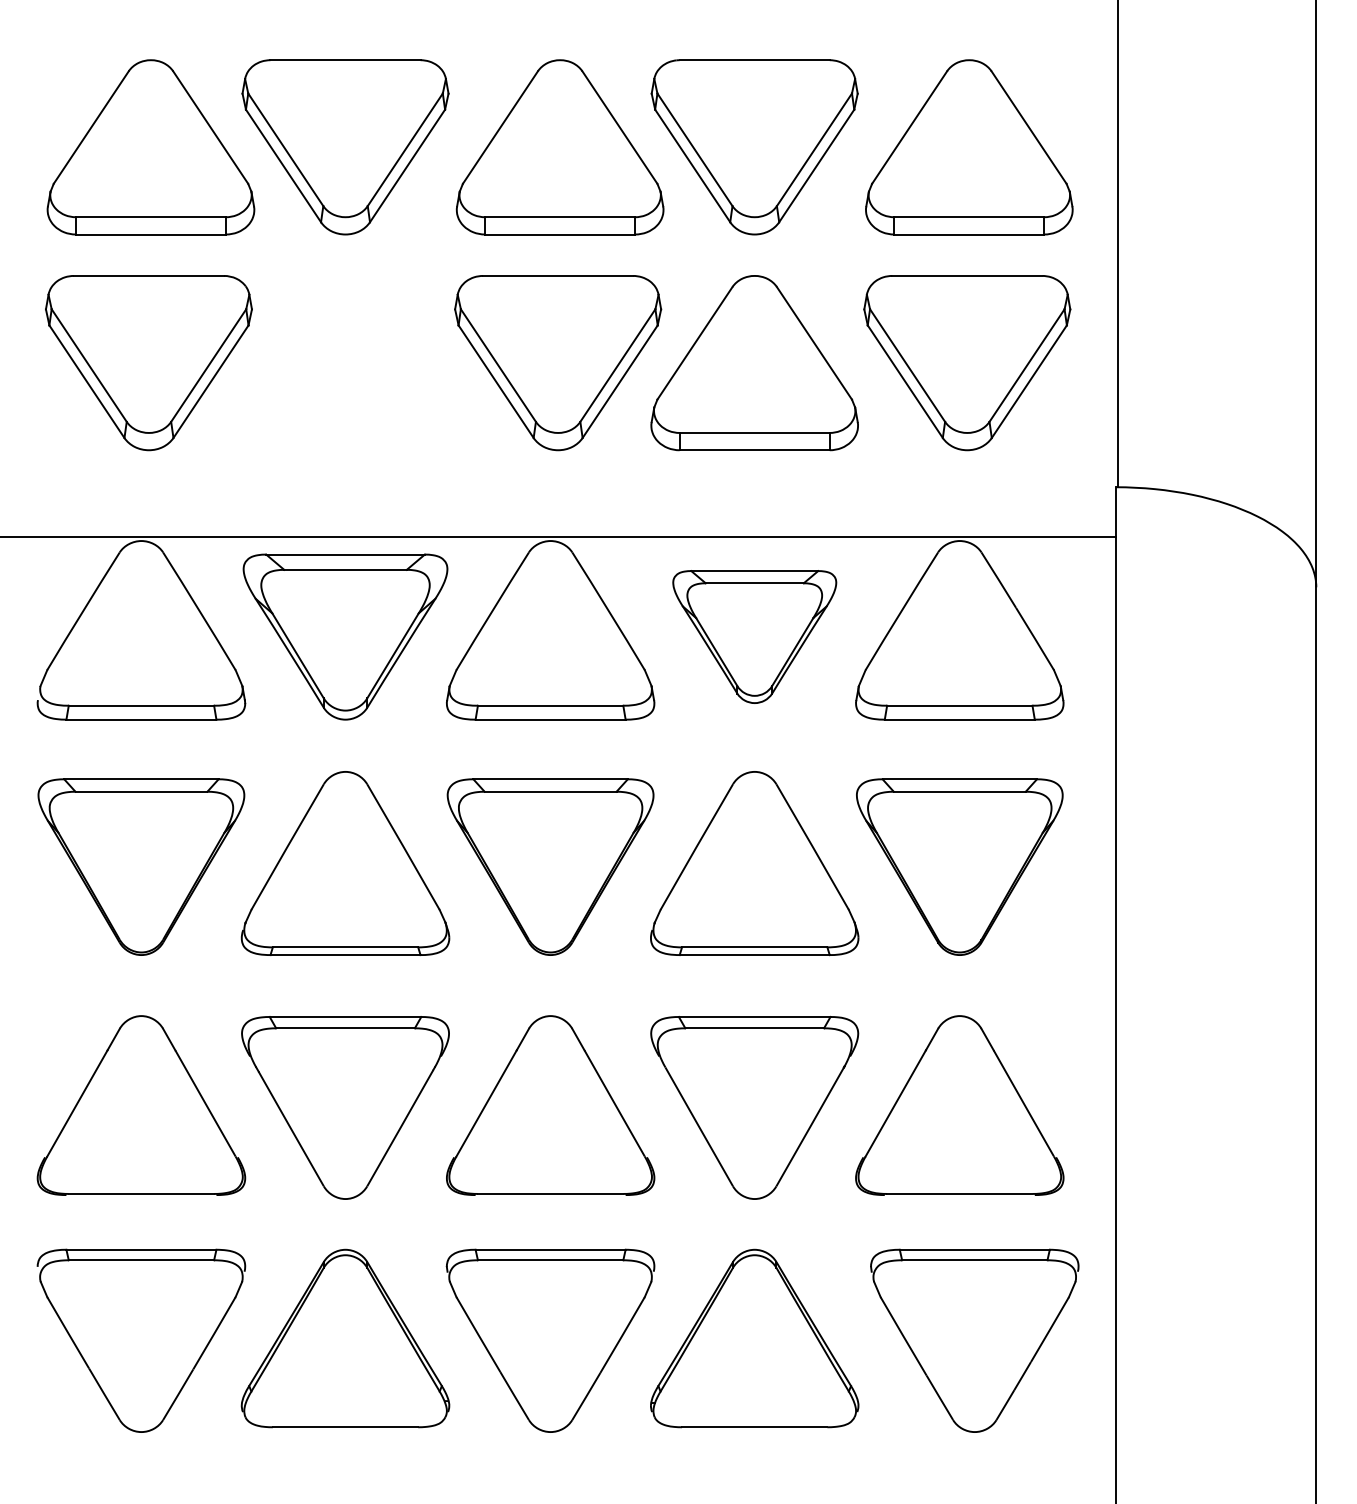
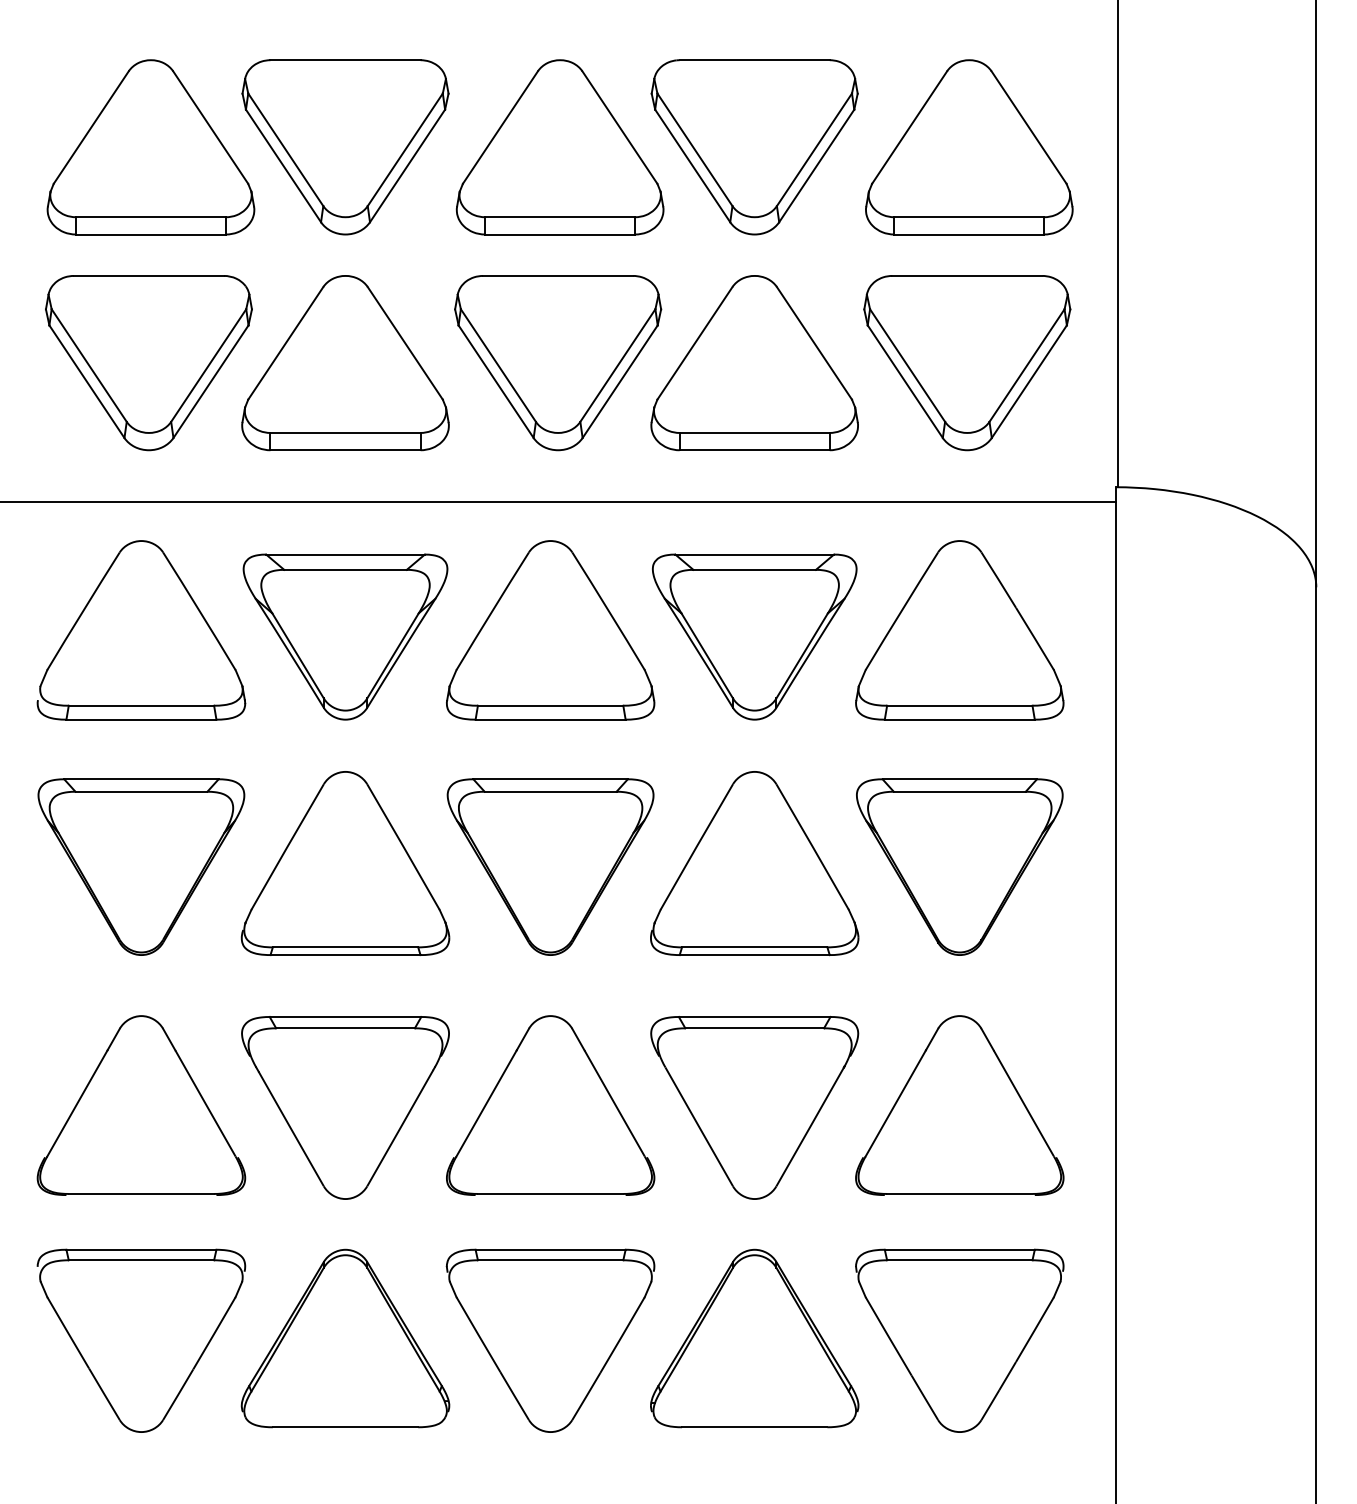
part: none -> present (345, 363)
line position: (559, 537) -> (559, 502) (559, 502)
part size: 166x134 px -> 206x168 px (754, 636)
part position: (974, 1340) -> (959, 1340) (959, 1340)
